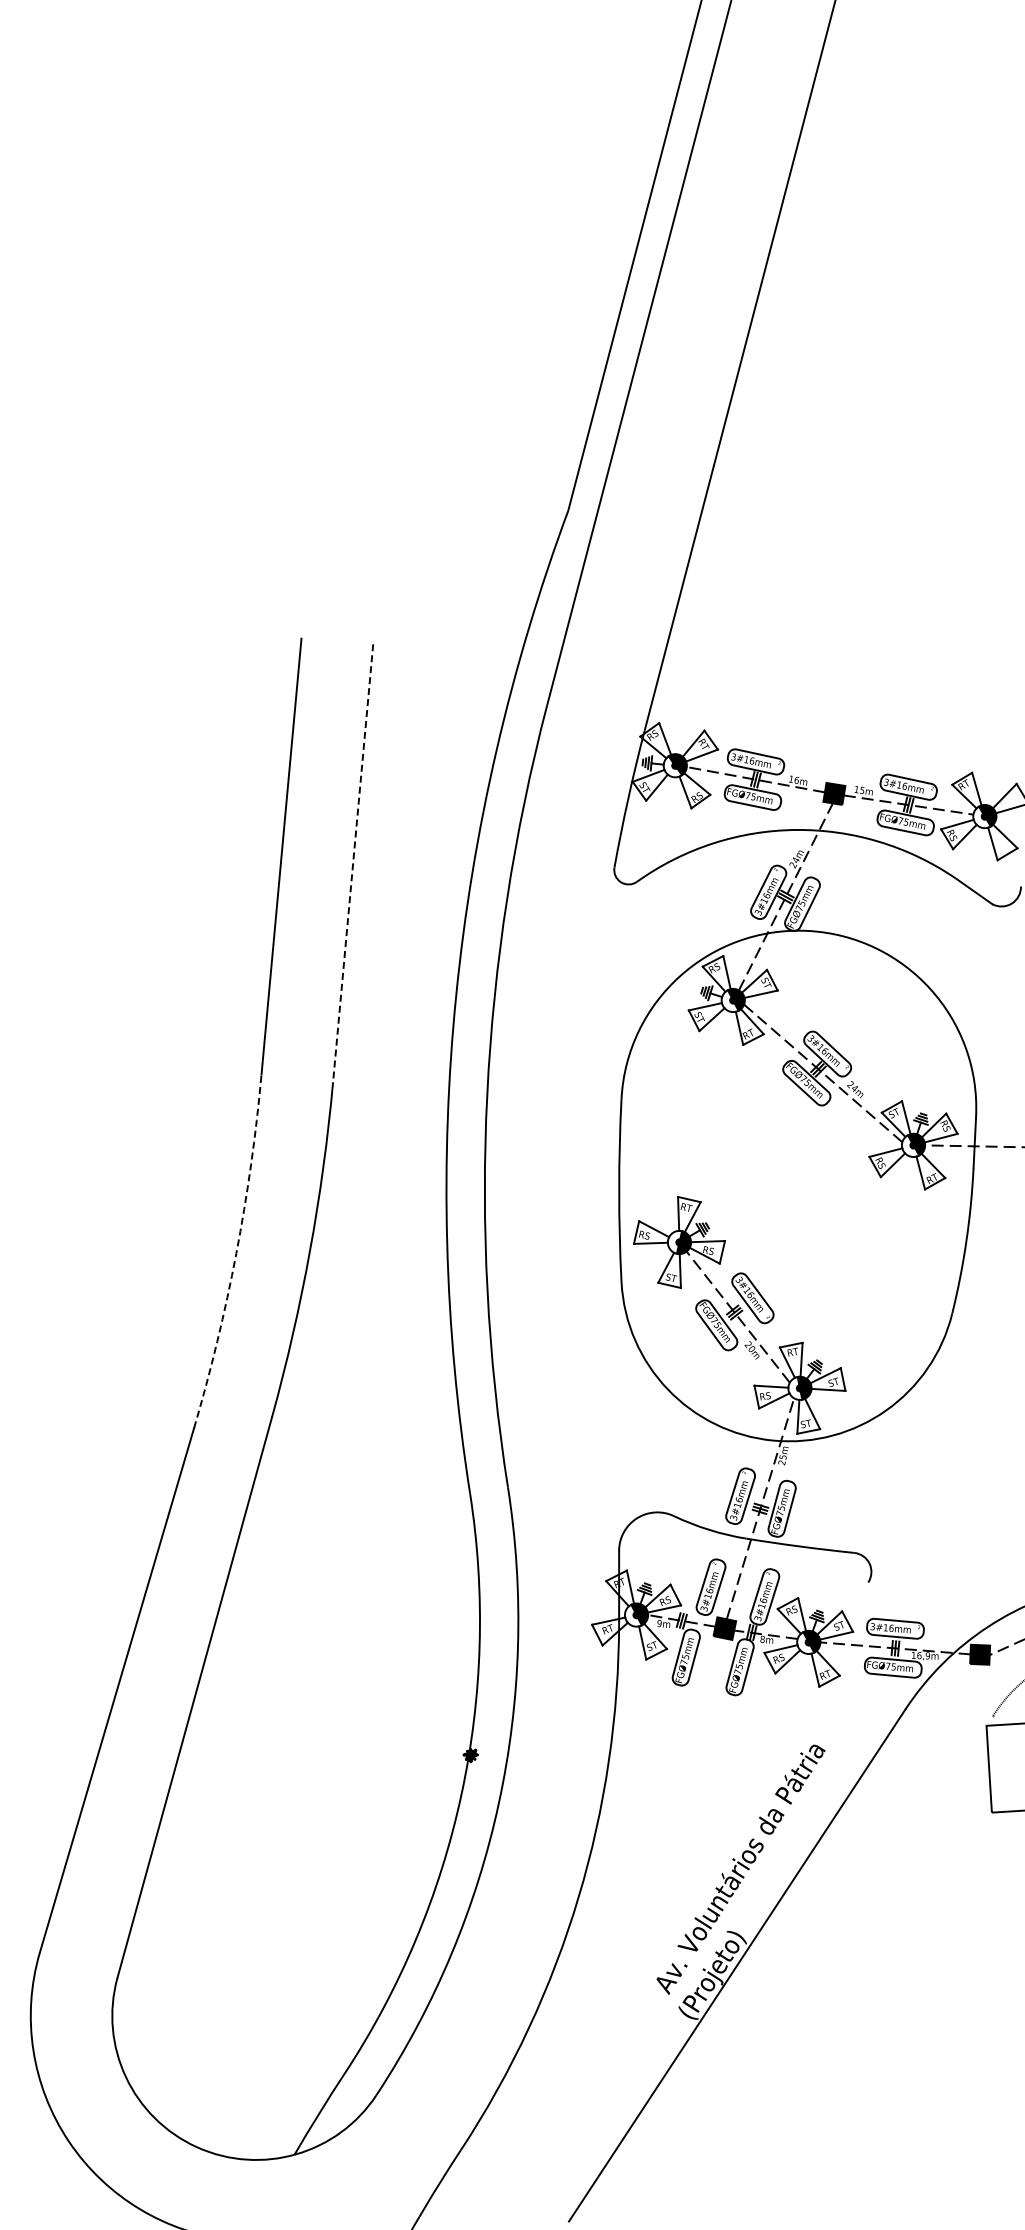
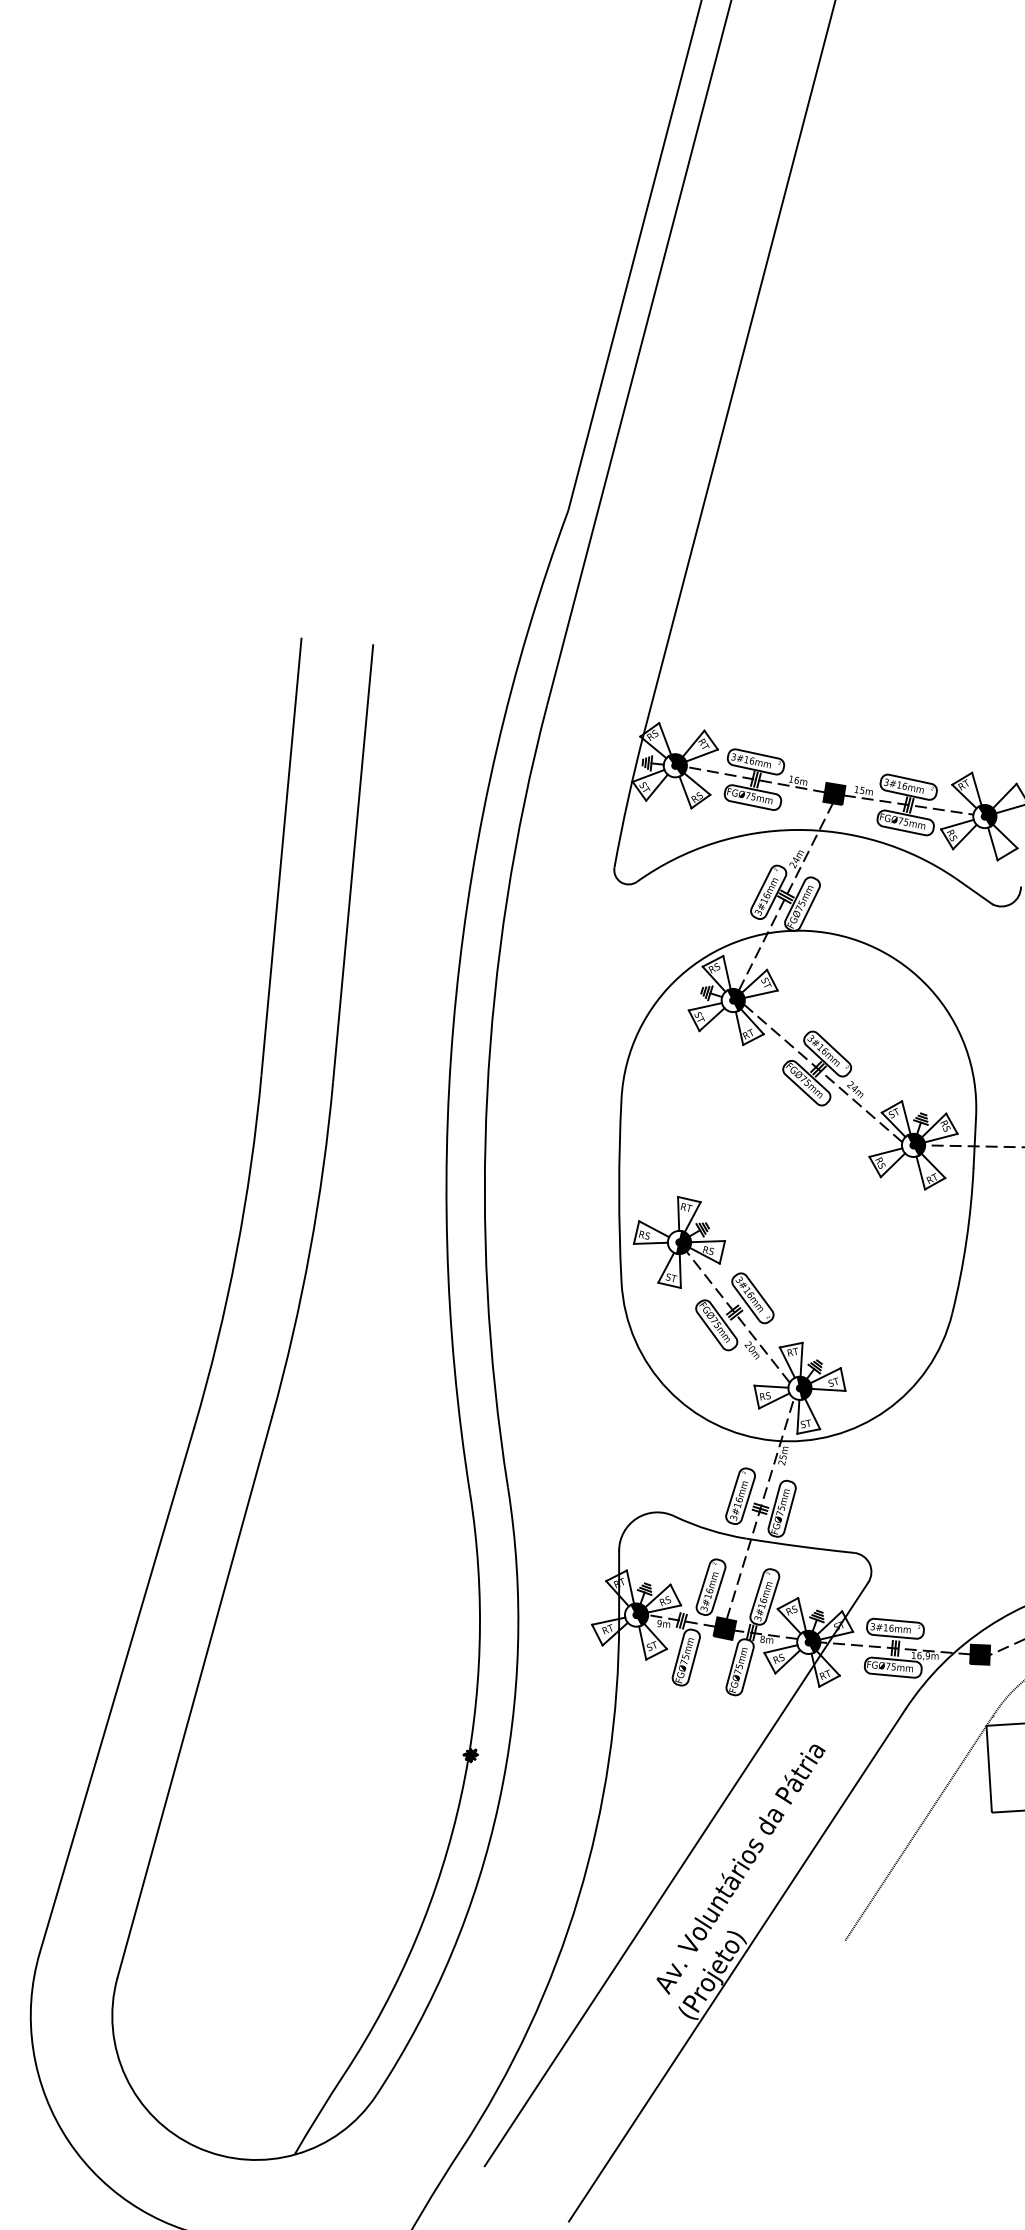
line: dashed -> solid (353, 863)
arc: dashed -> solid (236, 1253)
line: none -> present (918, 1828)
line: none -> present (676, 1874)
